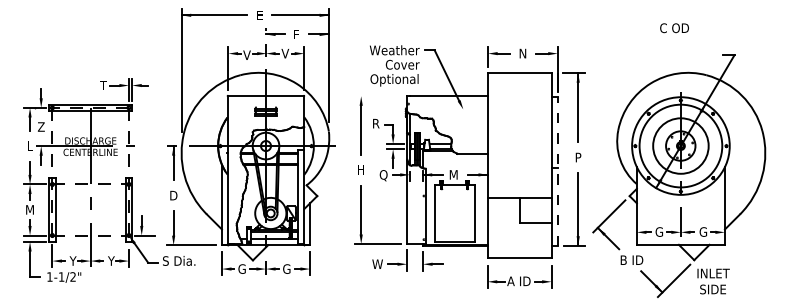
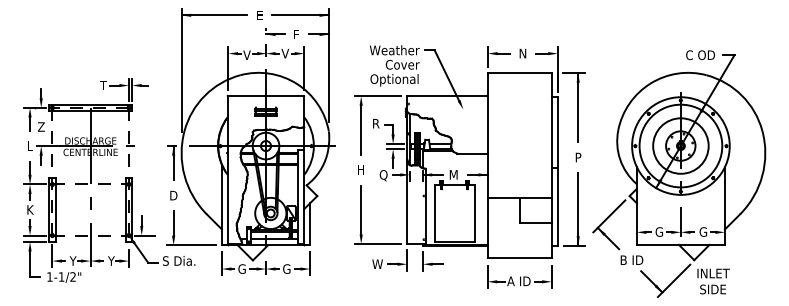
text position: (674, 28) -> (700, 55) (700, 55)
line: none -> present (377, 96)
line: dashed -> solid (557, 170)
text: M -> K (29, 209)
